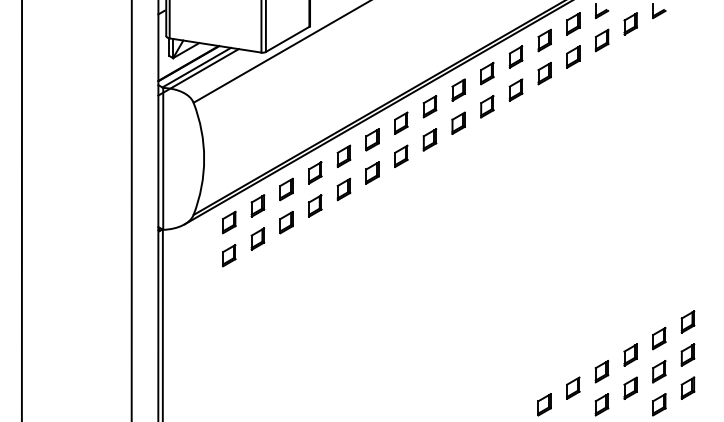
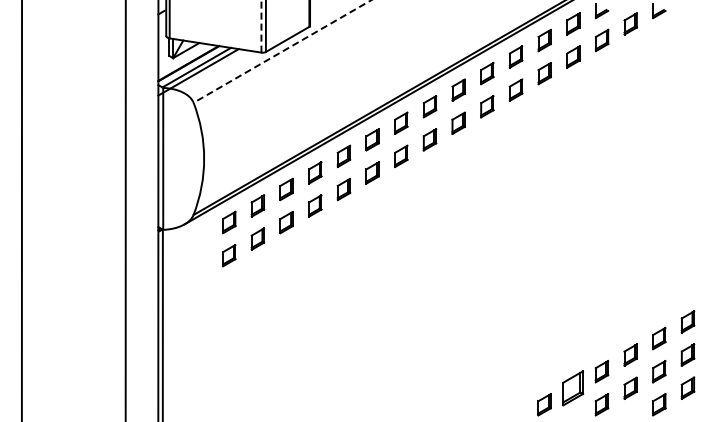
line: solid -> dashed (261, 26)
line: solid -> dashed (281, 51)
line position: (131, 210) -> (125, 210) (125, 210)
part size: 15x24 px -> 22x37 px (572, 388)
